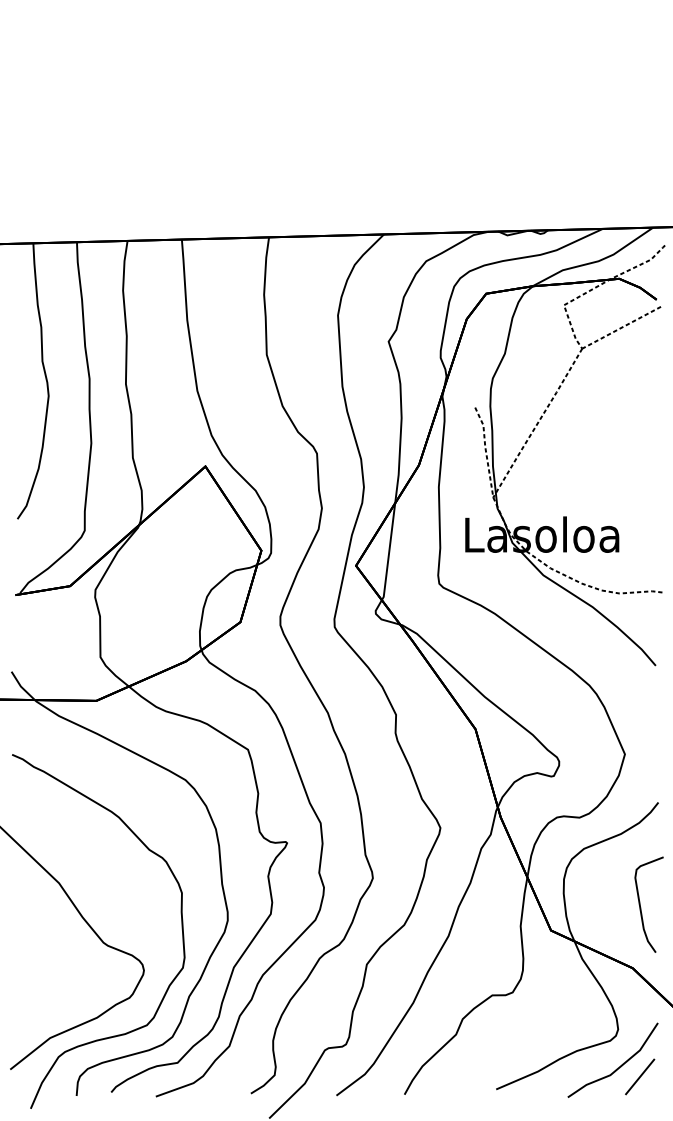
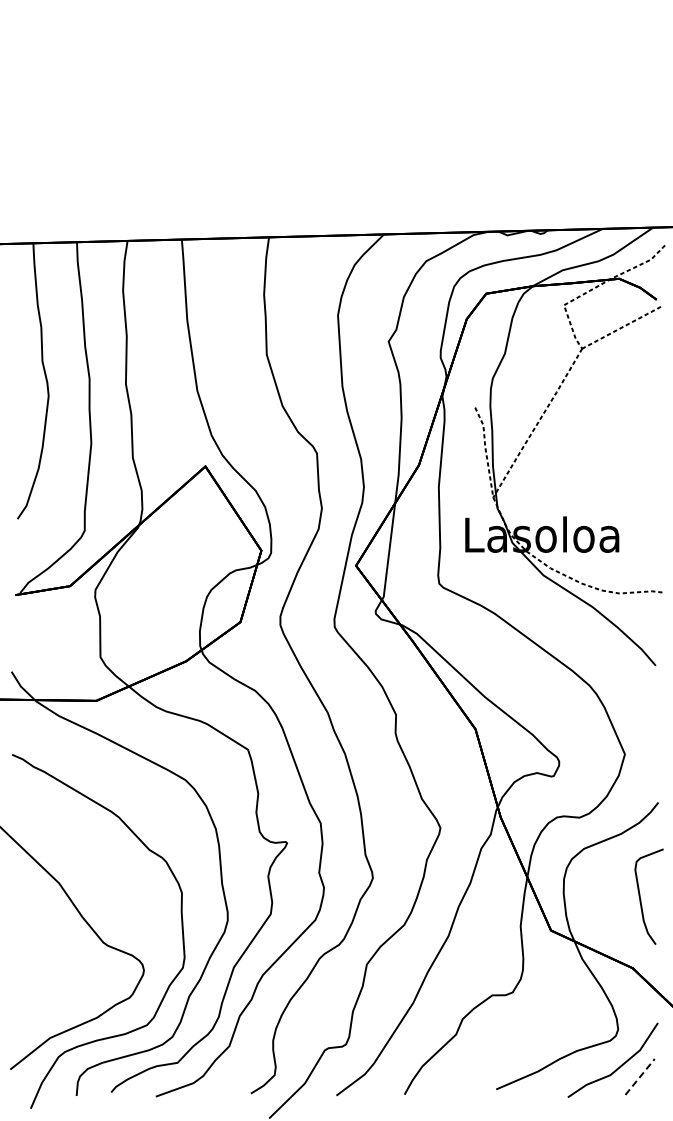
curve position: (641, 907) -> (641, 899) (641, 899)
line: solid -> dashed (640, 1076)
